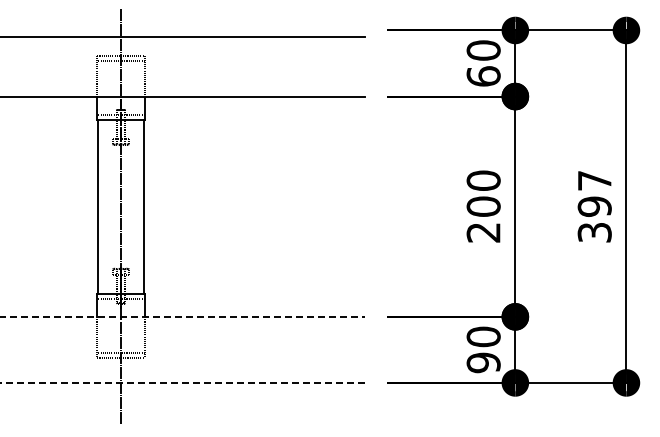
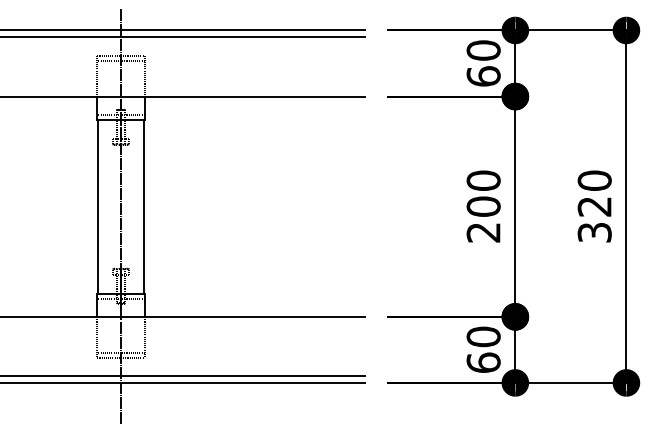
line: none -> present (183, 30)
text: 397 -> 320 (594, 193)
line: dashed -> solid (183, 316)
text: 90 -> 60 (483, 362)
line: none -> present (183, 376)
line: dashed -> solid (182, 382)
